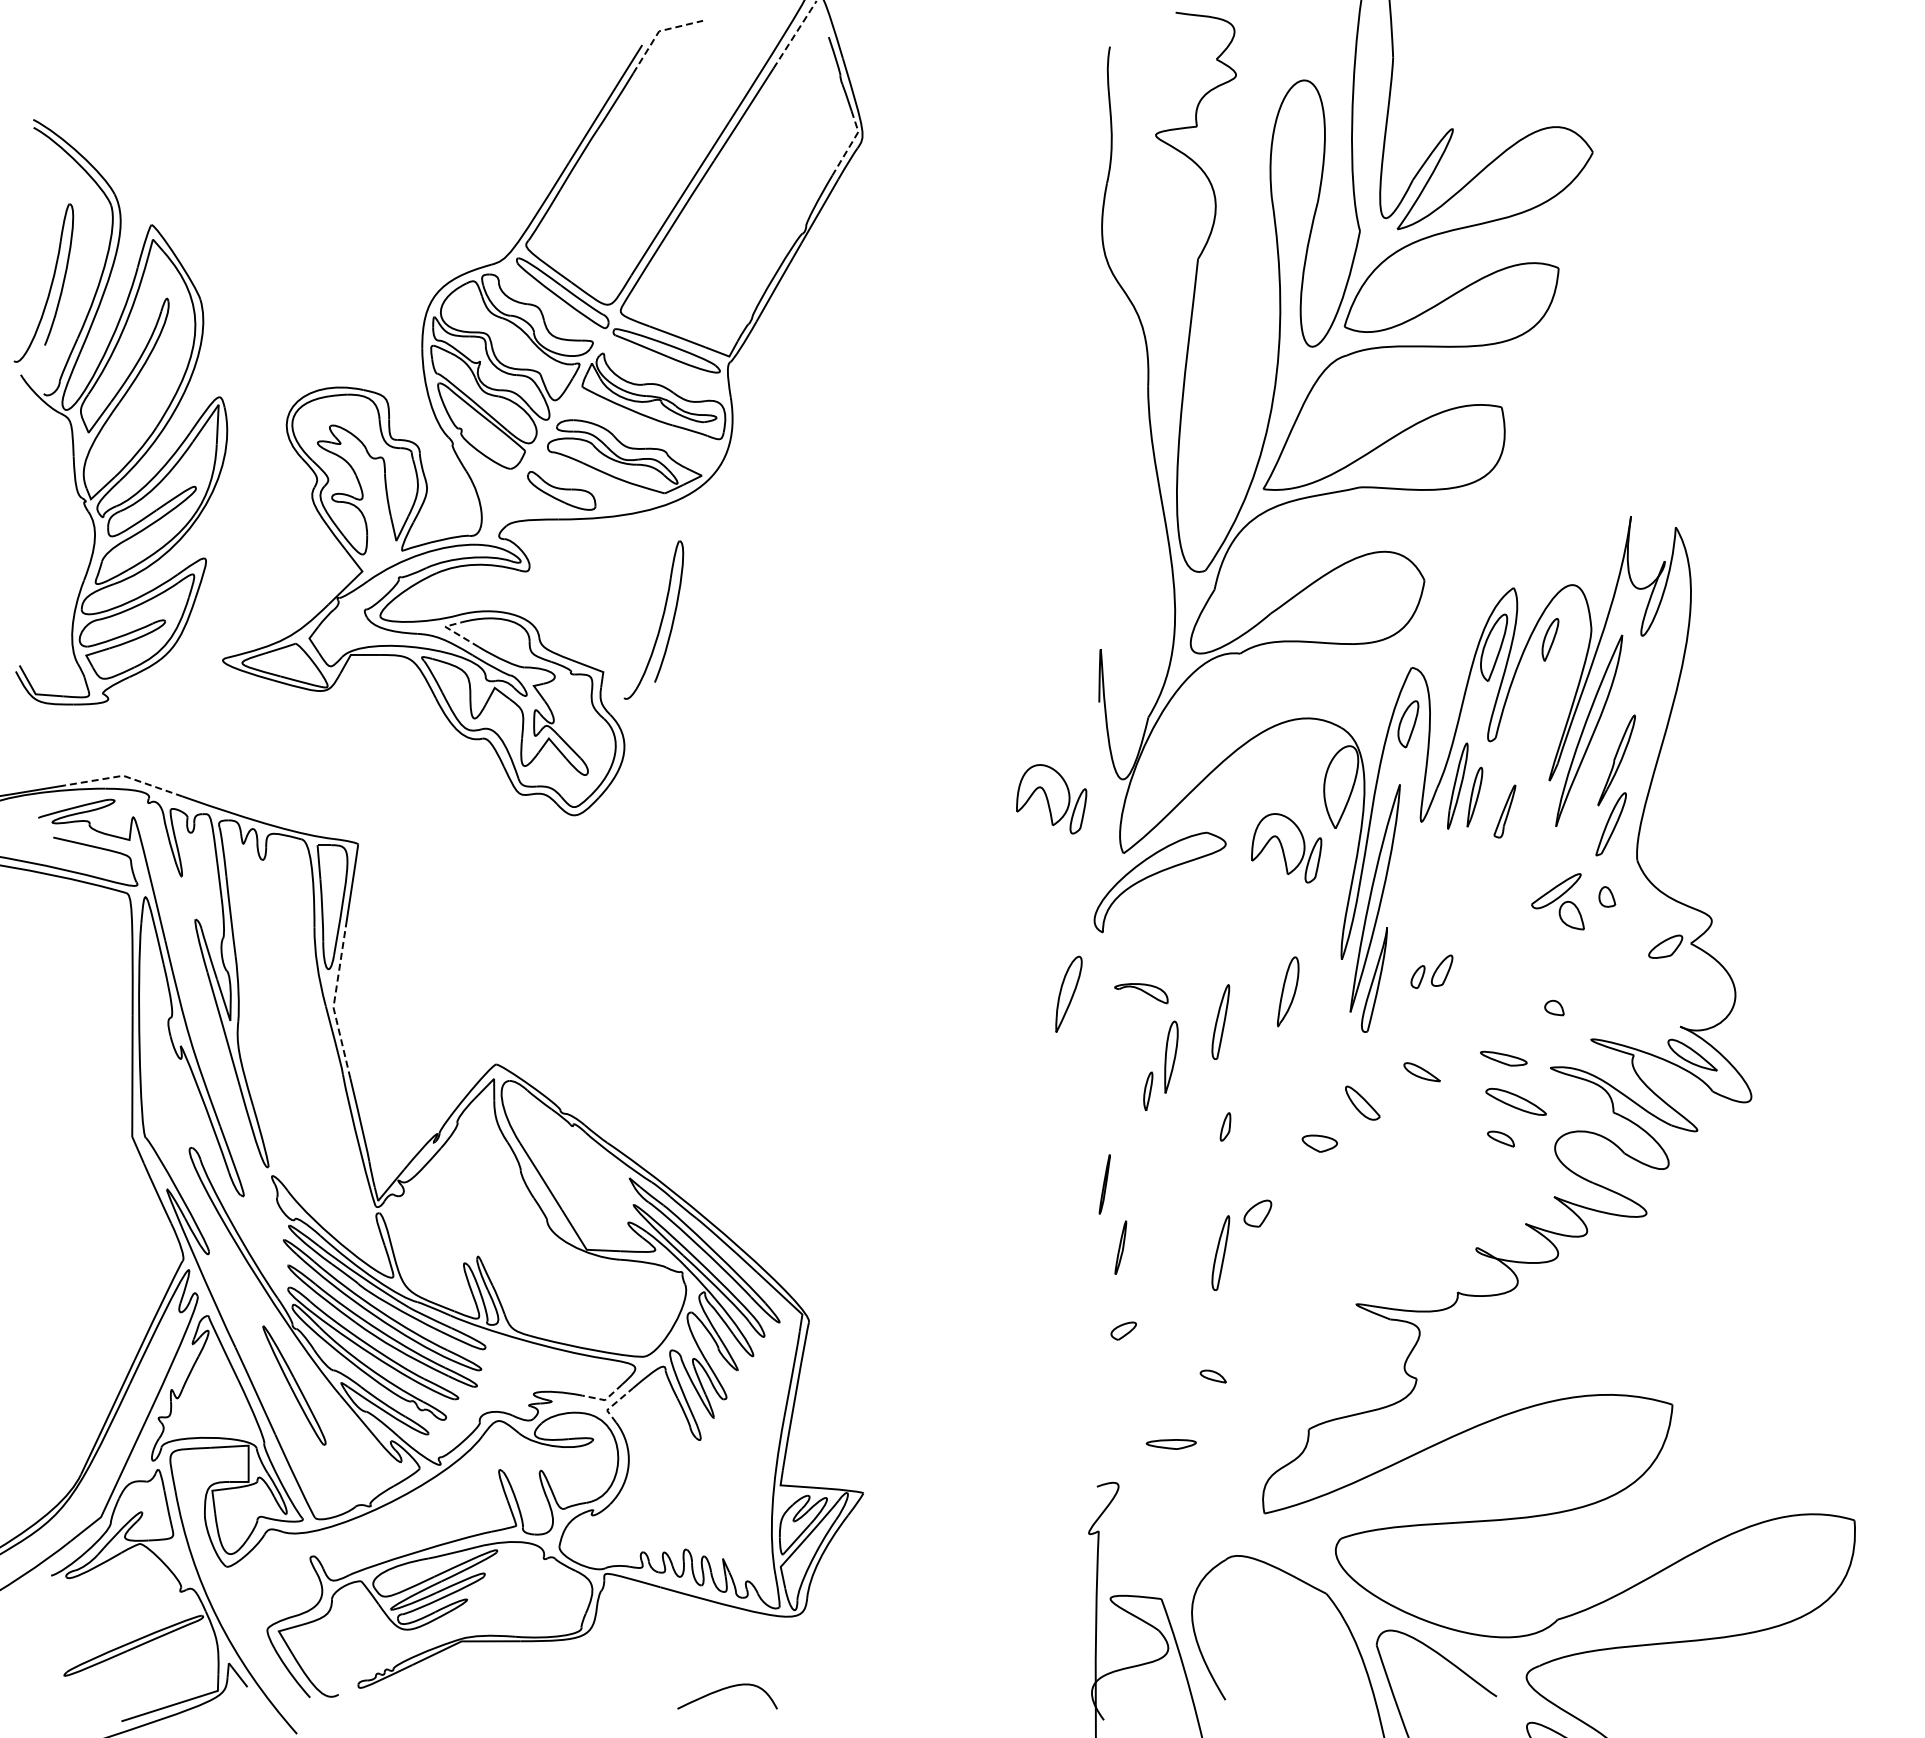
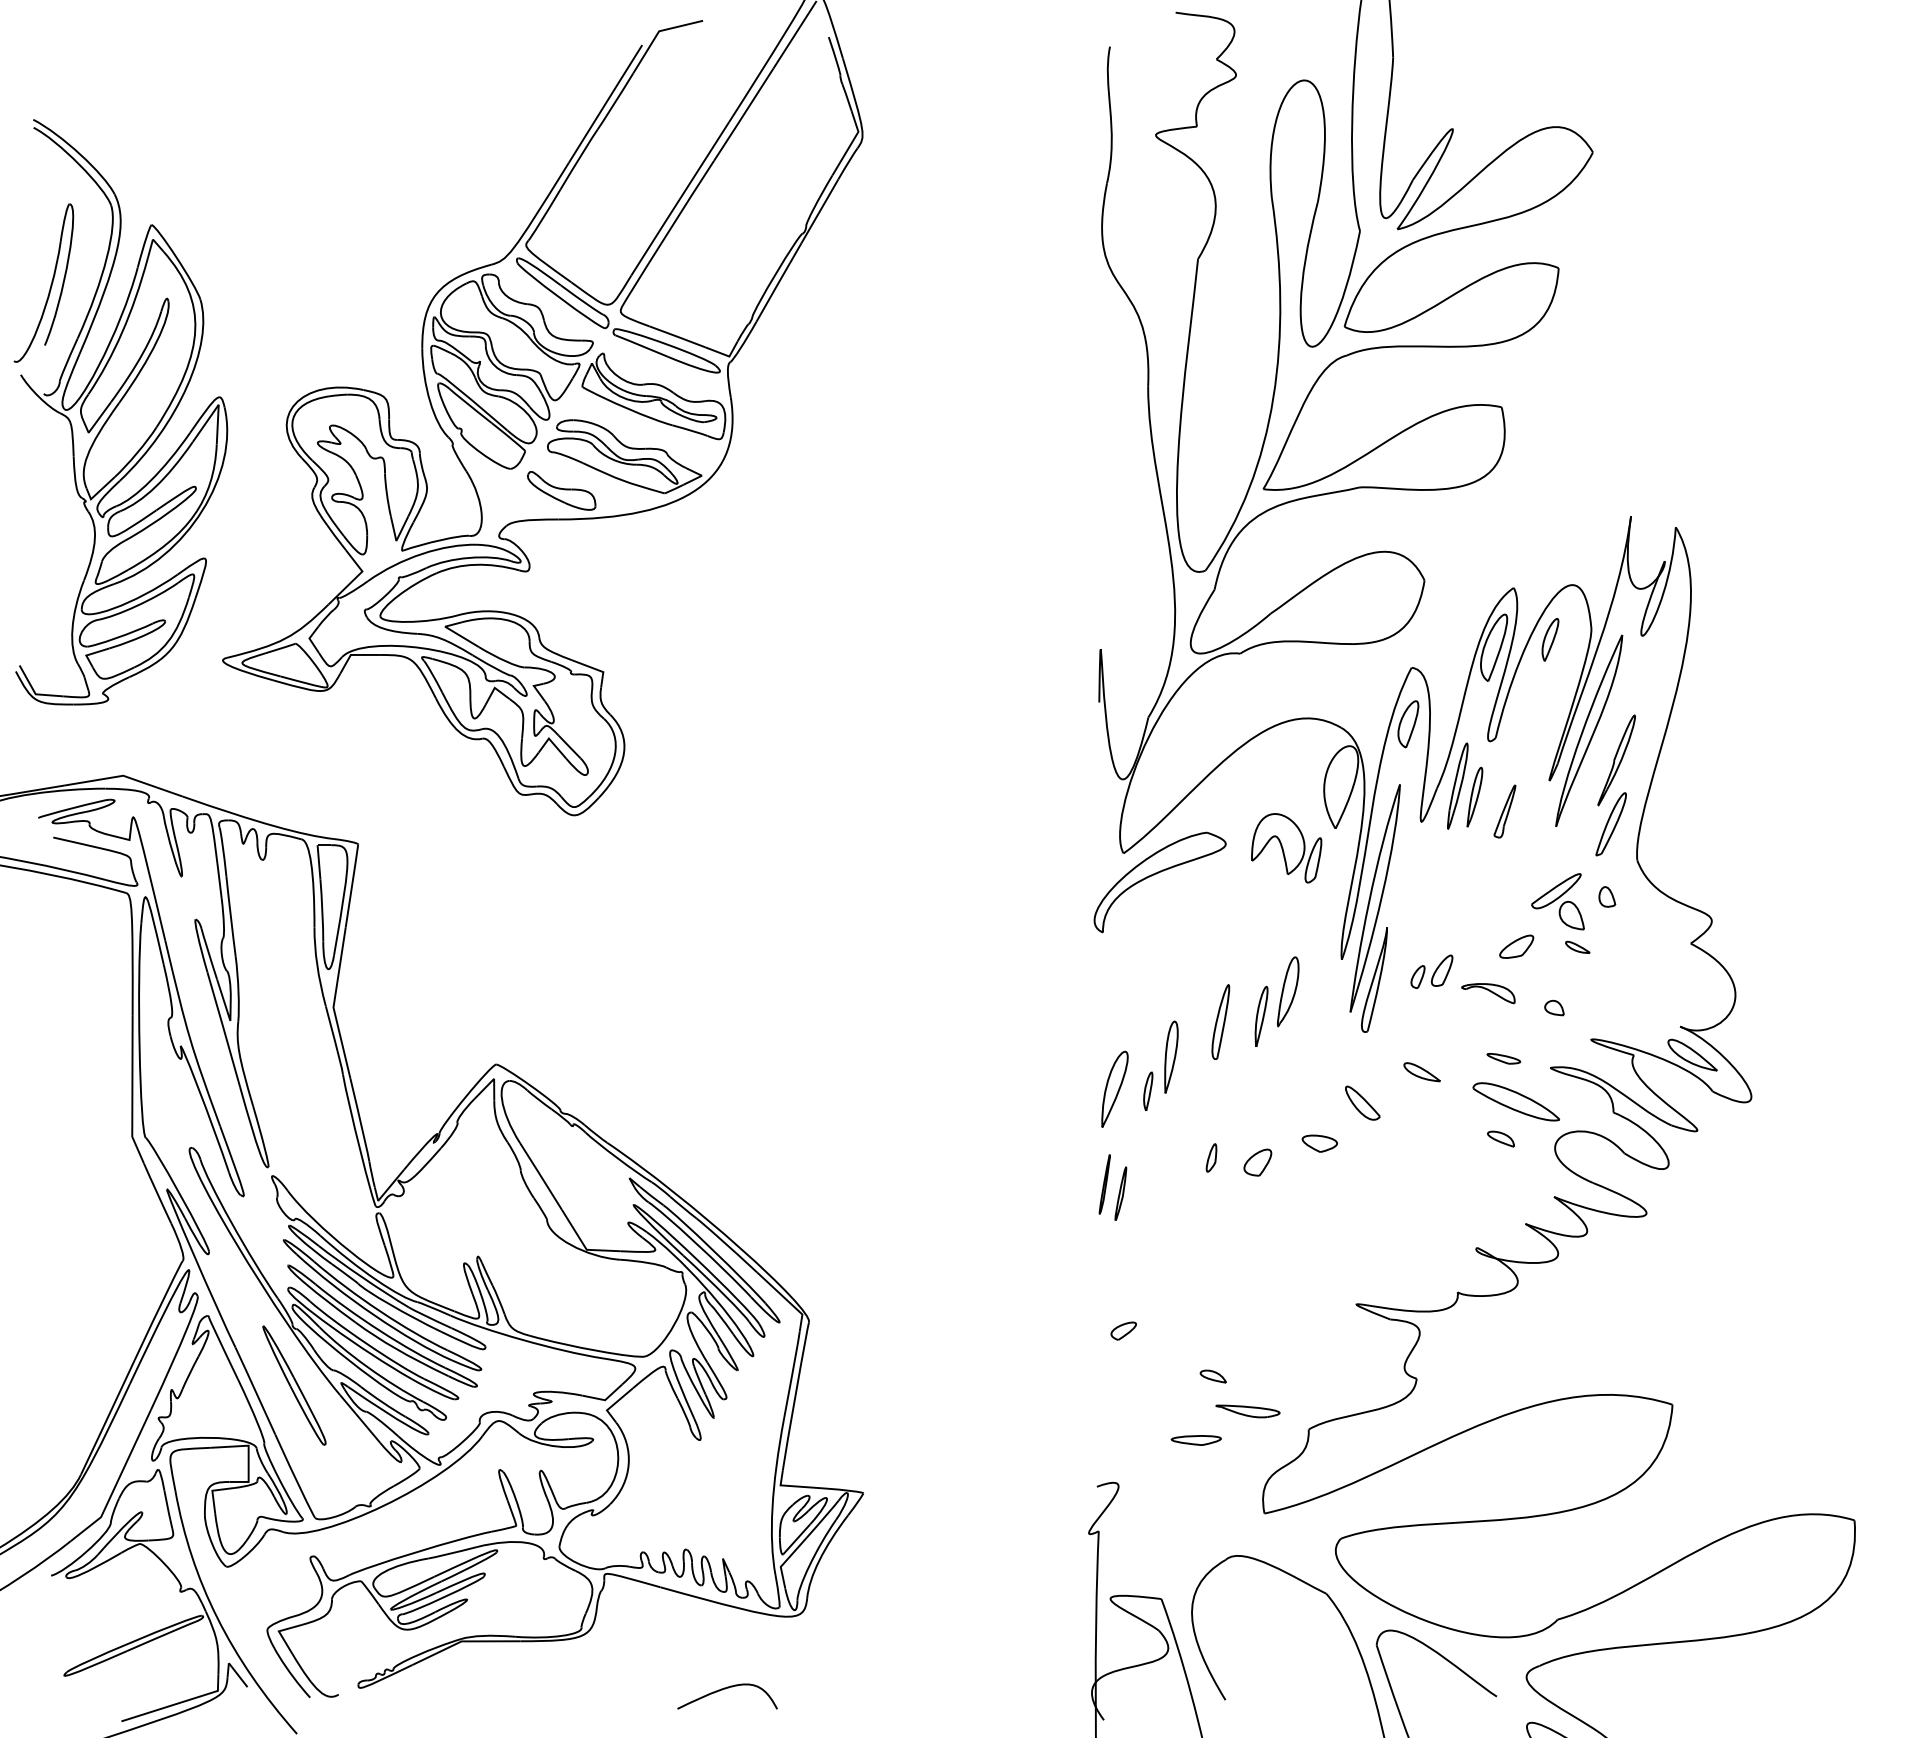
line: dashed -> solid (658, 32)
line: dashed -> solid (795, 34)
line: dashed -> solid (851, 143)
part: present -> none (660, 621)
line: dashed -> solid (453, 631)
line: dashed -> solid (124, 776)
part: present -> none (1051, 799)
part: none -> present (1577, 946)
part position: (1665, 946) -> (1516, 946) (1516, 946)
part position: (1068, 993) -> (1114, 1088) (1114, 1088)
part position: (1141, 993) -> (1488, 993) (1488, 993)
line: dashed -> solid (334, 1003)
part: none -> present (1261, 1015)
part size: 48x17 px -> 36x12 px (1503, 1058)
part size: 62x29 px -> 88x40 px (1515, 1101)
part position: (1225, 1126) -> (1211, 1157) (1211, 1157)
part position: (1257, 1213) -> (1257, 1162) (1257, 1162)
part position: (1120, 1247) -> (1120, 1193) (1120, 1193)
part: present -> none (1220, 1252)
line: dashed -> solid (605, 1400)
line: dashed -> solid (613, 1404)
part: none -> present (1247, 1411)
part position: (1170, 1444) -> (1195, 1440) (1195, 1440)
